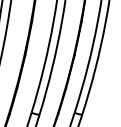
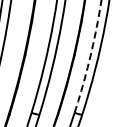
arc: solid -> dashed (90, 56)
